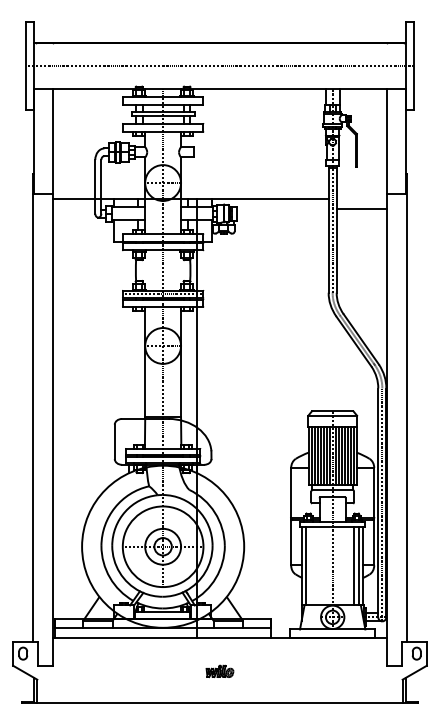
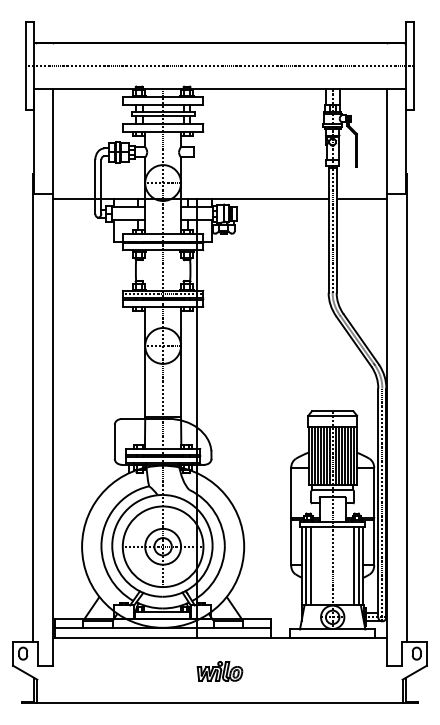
line position: (361, 208) -> (361, 198) (361, 198)
line: none -> present (311, 566)
part size: 30x15 px -> 48x21 px (219, 671)
